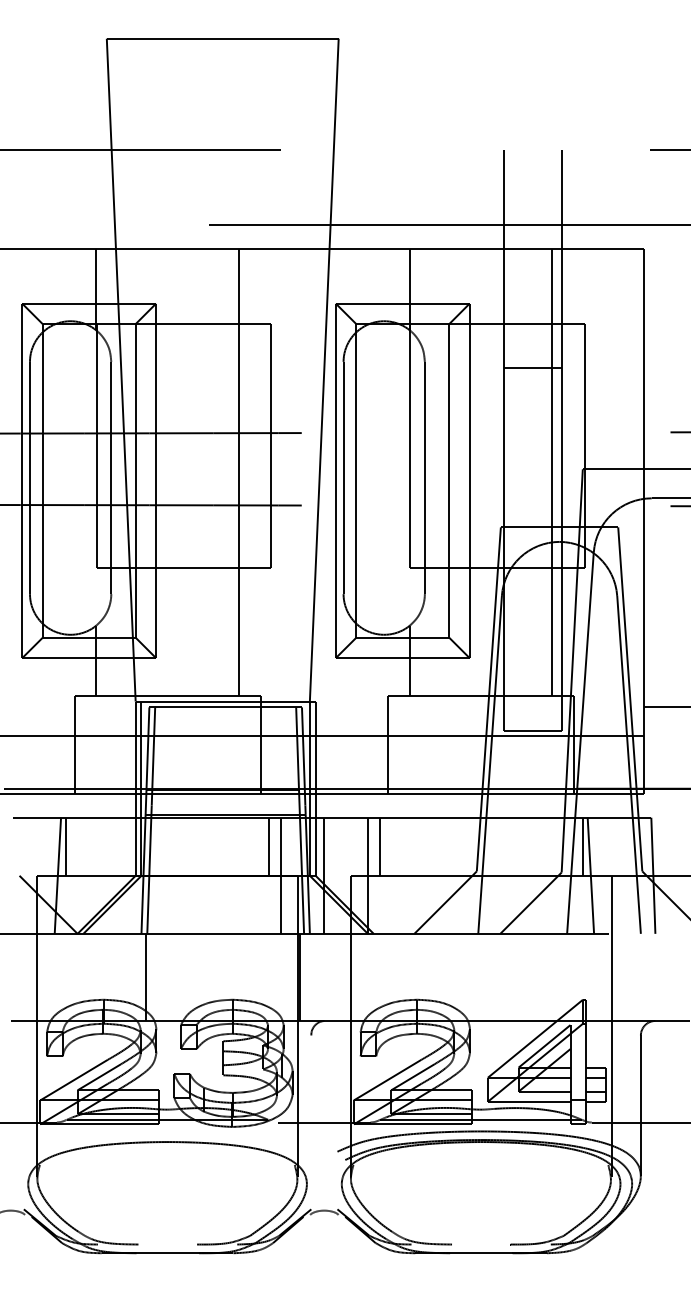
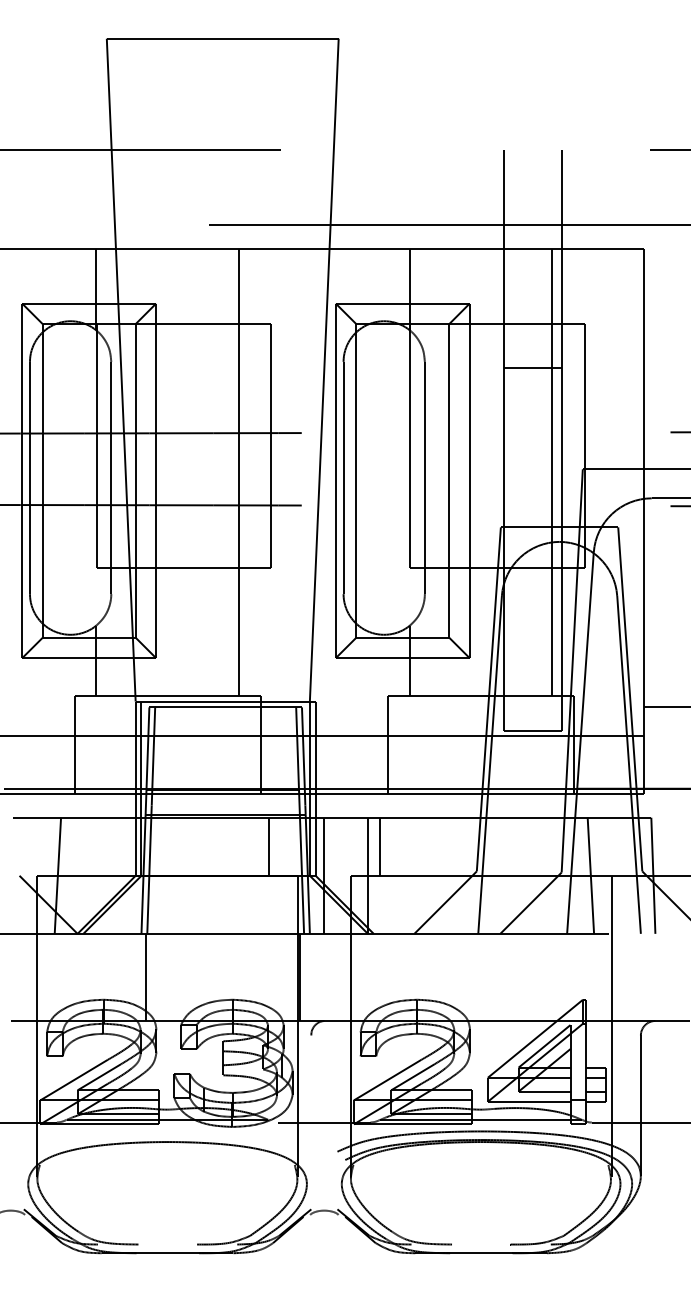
line: present -> none (65, 846)
line: present -> none (582, 846)
line: present -> none (280, 875)
